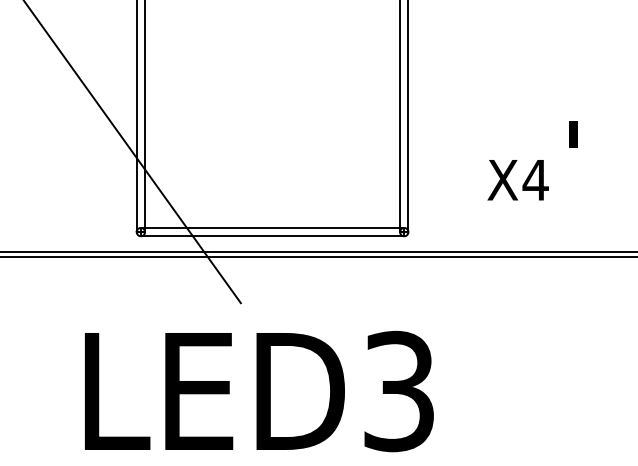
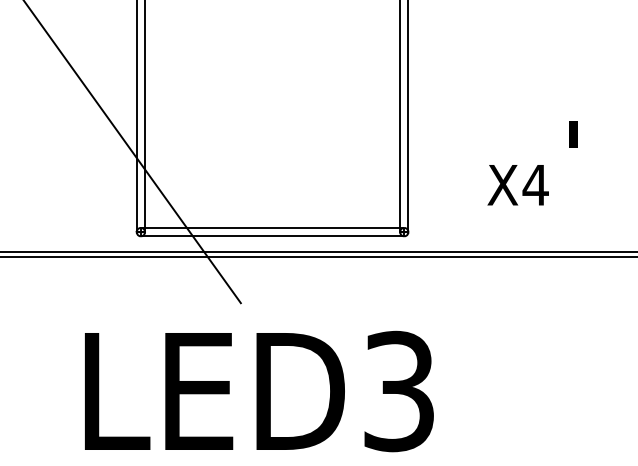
text position: (517, 180) -> (517, 185) (517, 185)
